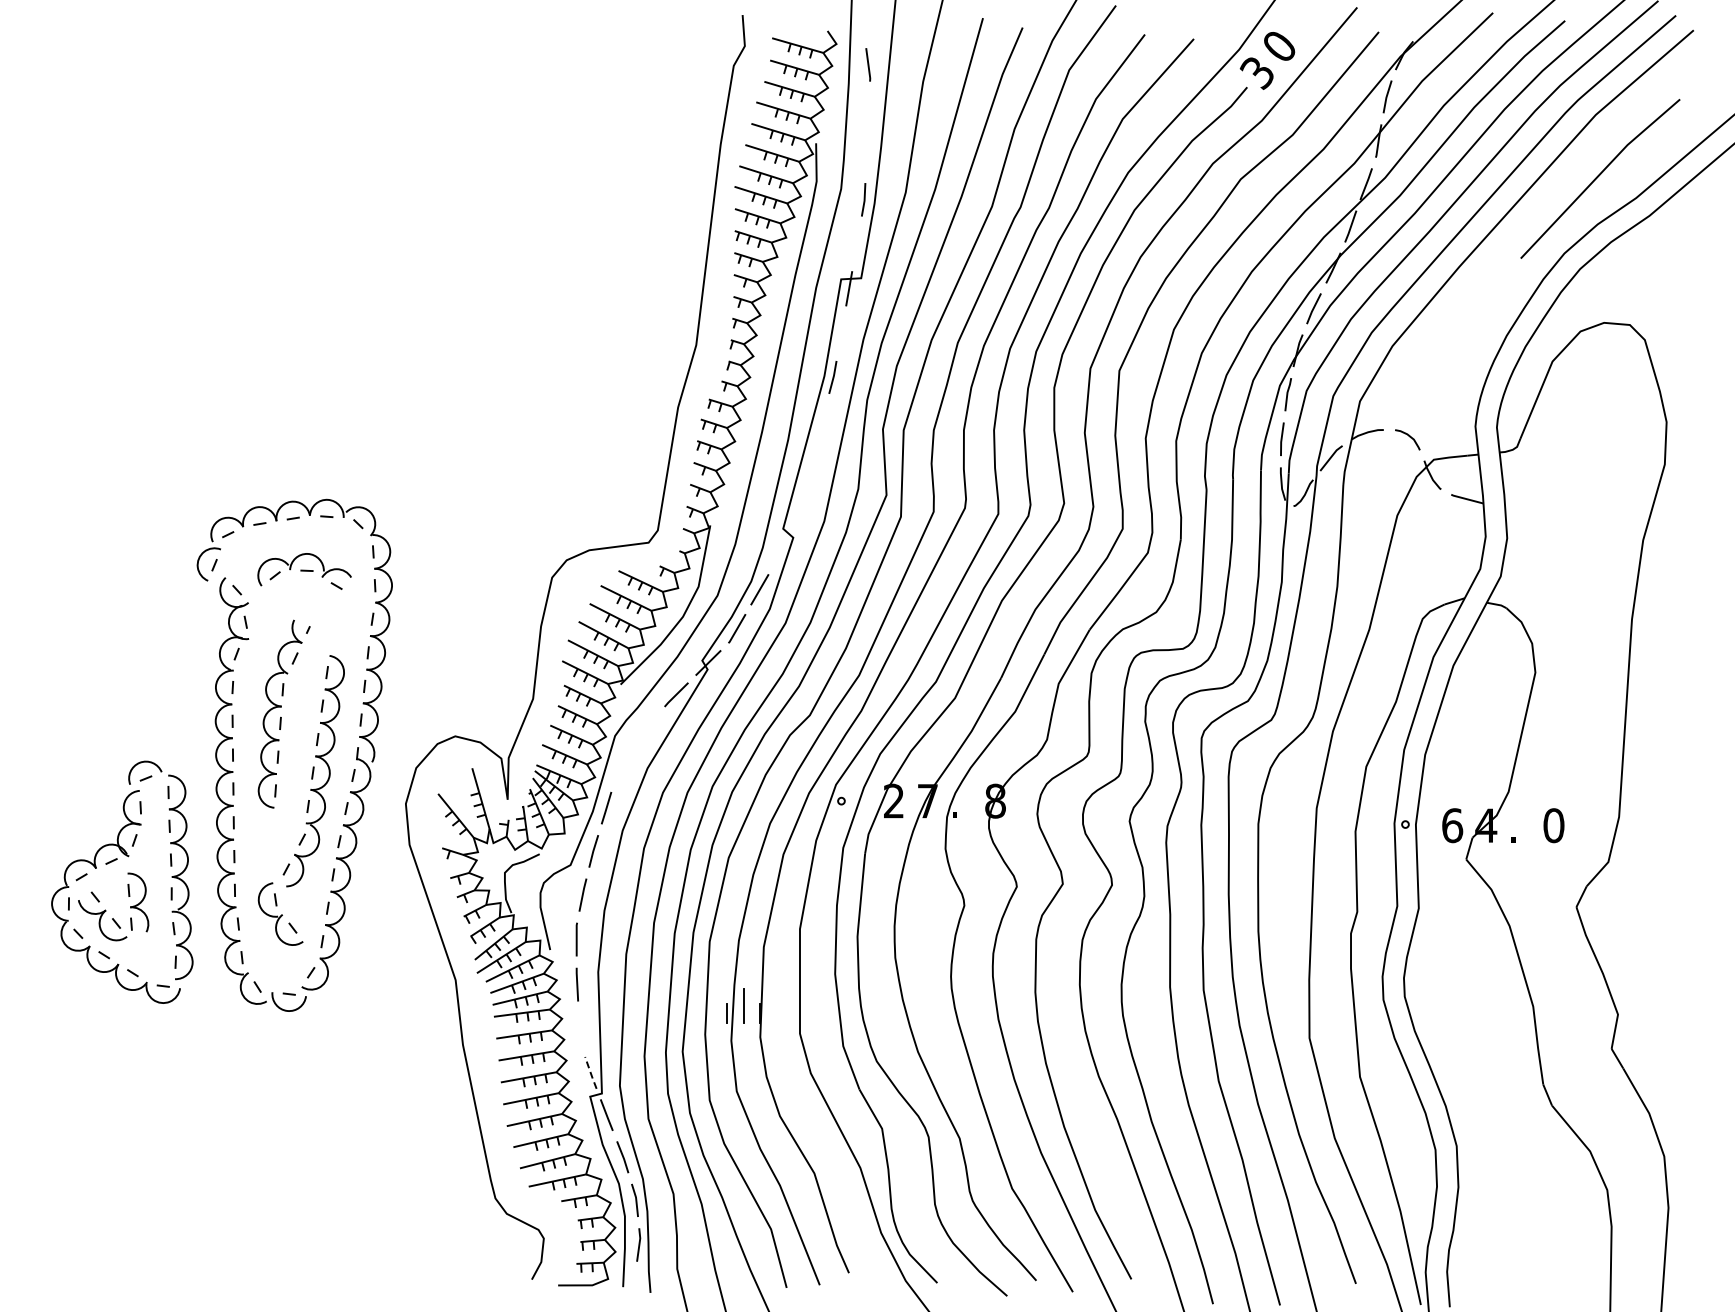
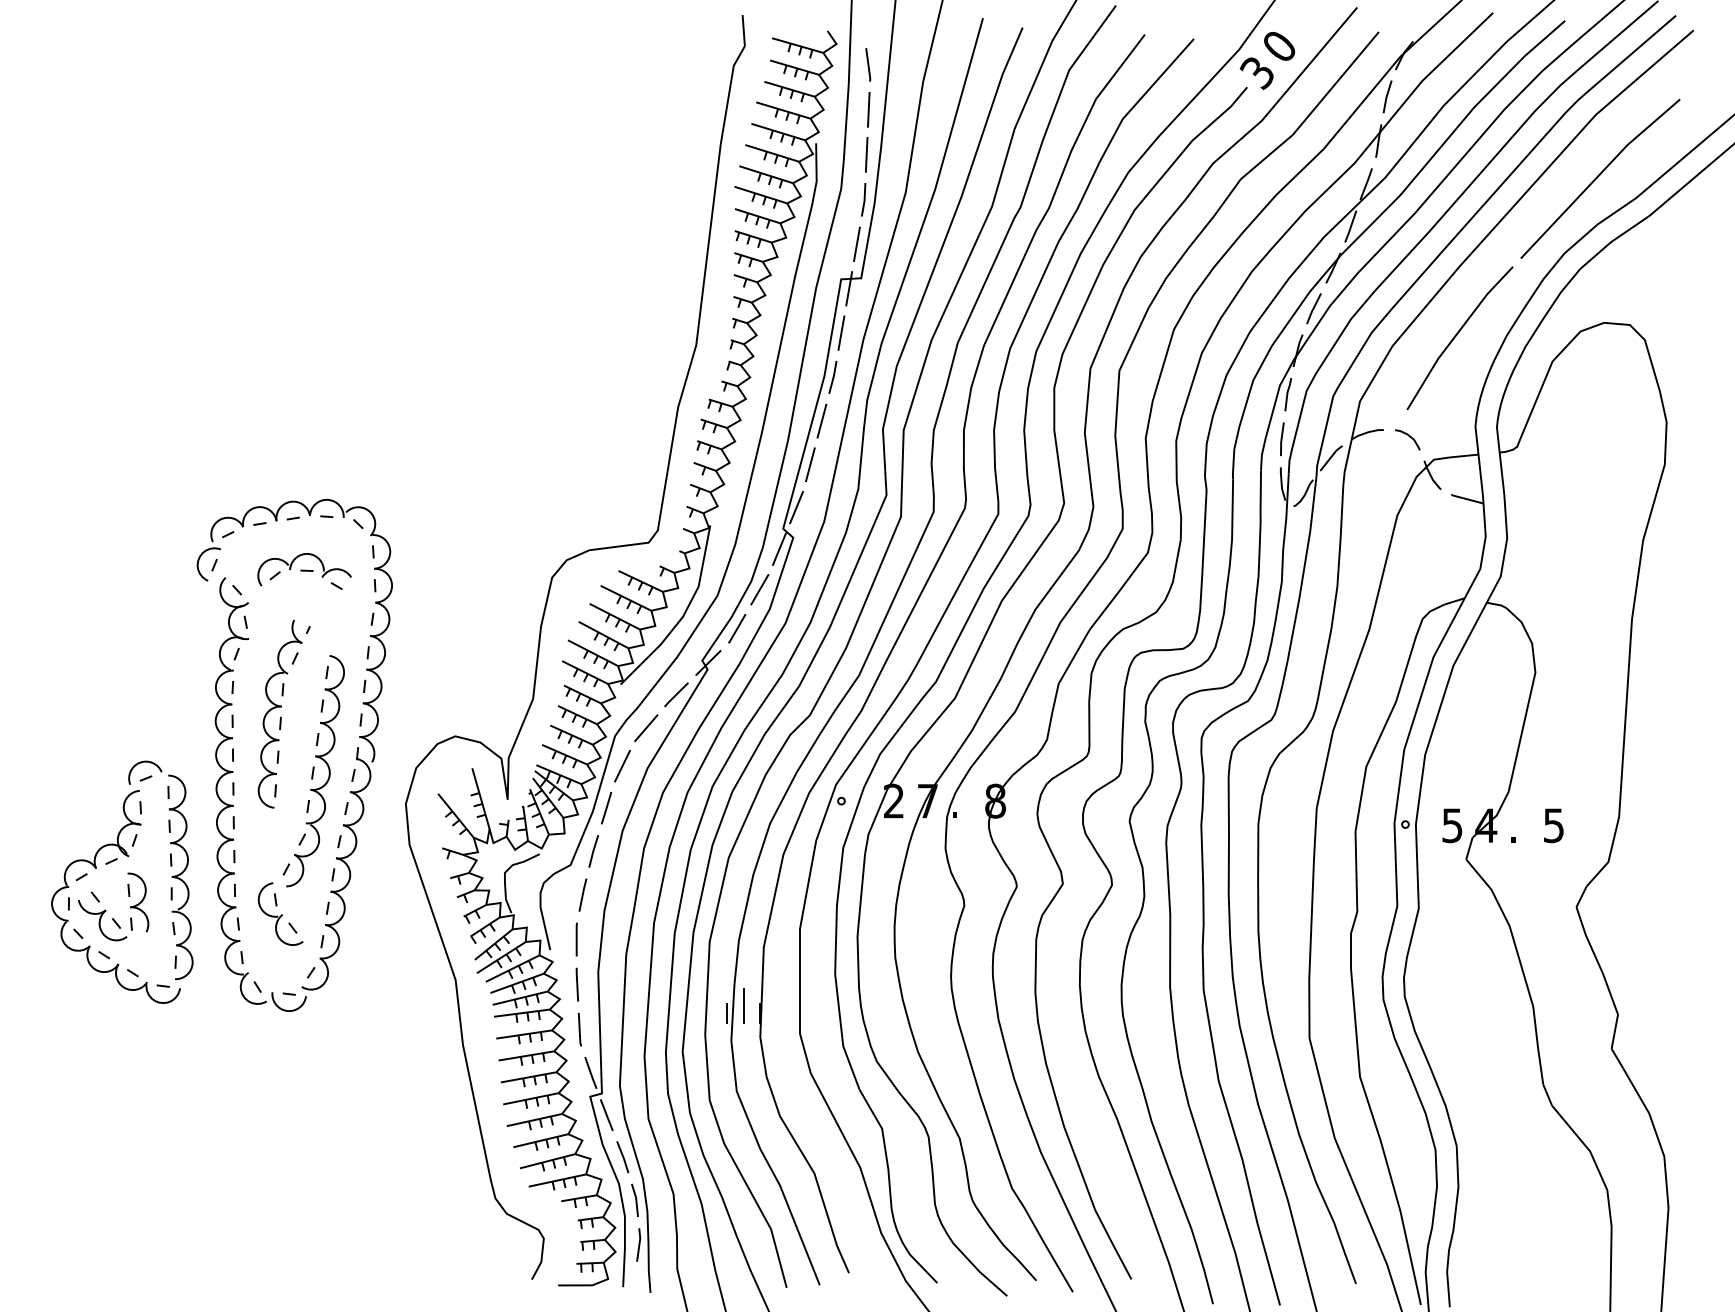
line: none -> present (868, 109)
line: none -> present (866, 154)
line: none -> present (856, 244)
line: none -> present (841, 332)
line: none -> present (1457, 335)
line: none -> present (821, 420)
line: none -> present (810, 464)
line: none -> present (796, 507)
line: none -> present (779, 548)
line: none -> present (646, 728)
line: none -> present (622, 765)
text: 6 -> 5 (1452, 825)
text: 0 -> 5 (1553, 825)
line: none -> present (579, 1029)
line: dashed -> solid (590, 1073)
